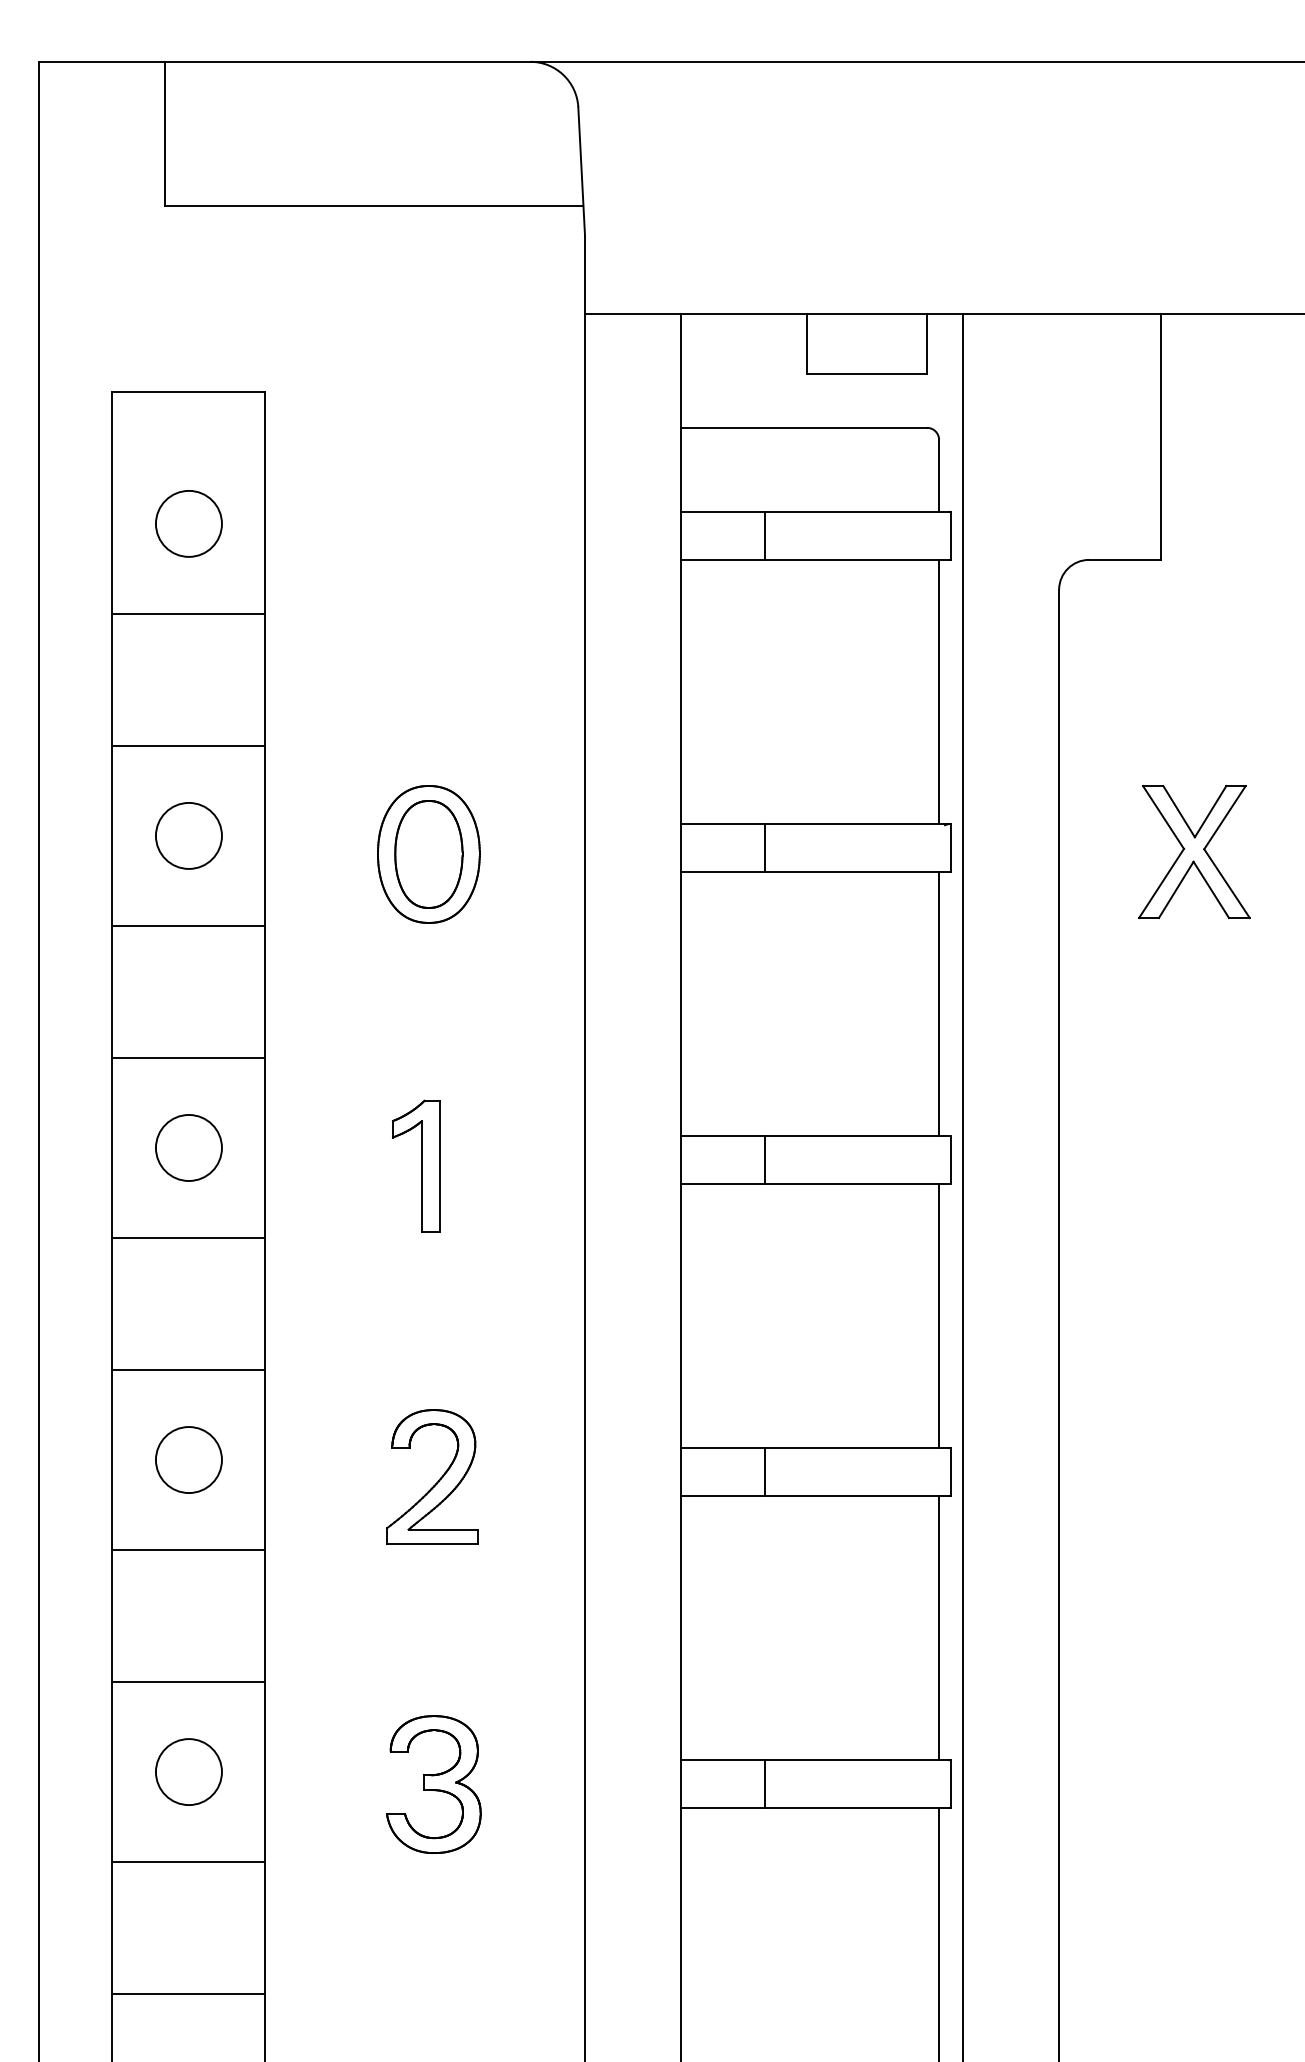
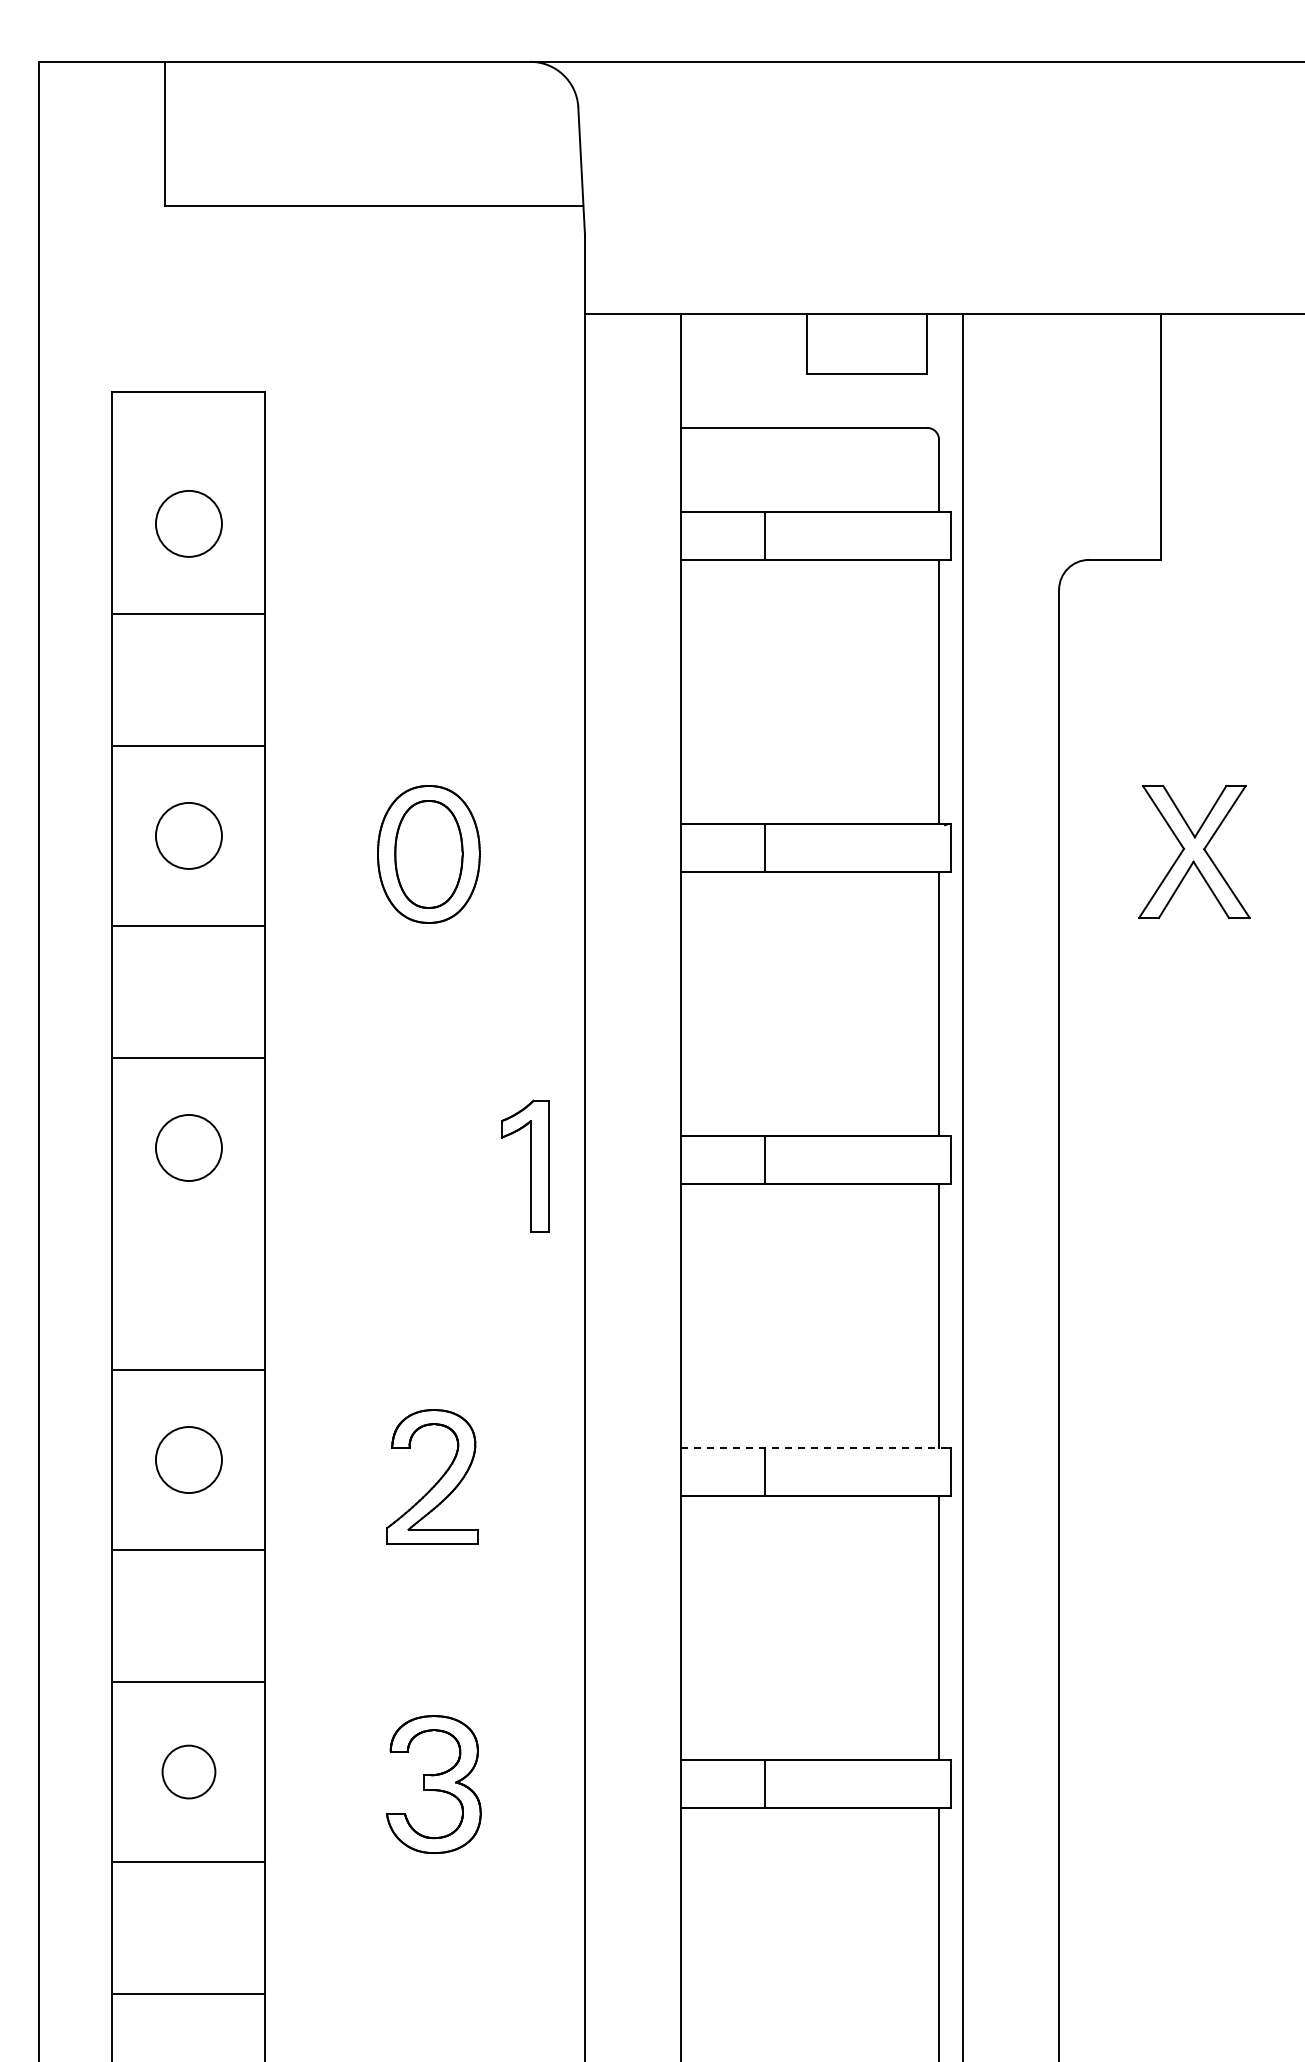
part position: (416, 1165) -> (525, 1165) (525, 1165)
line: present -> none (188, 1238)
line: solid -> dashed (815, 1448)
circle size: 68x68 px -> 56x56 px (188, 1771)
